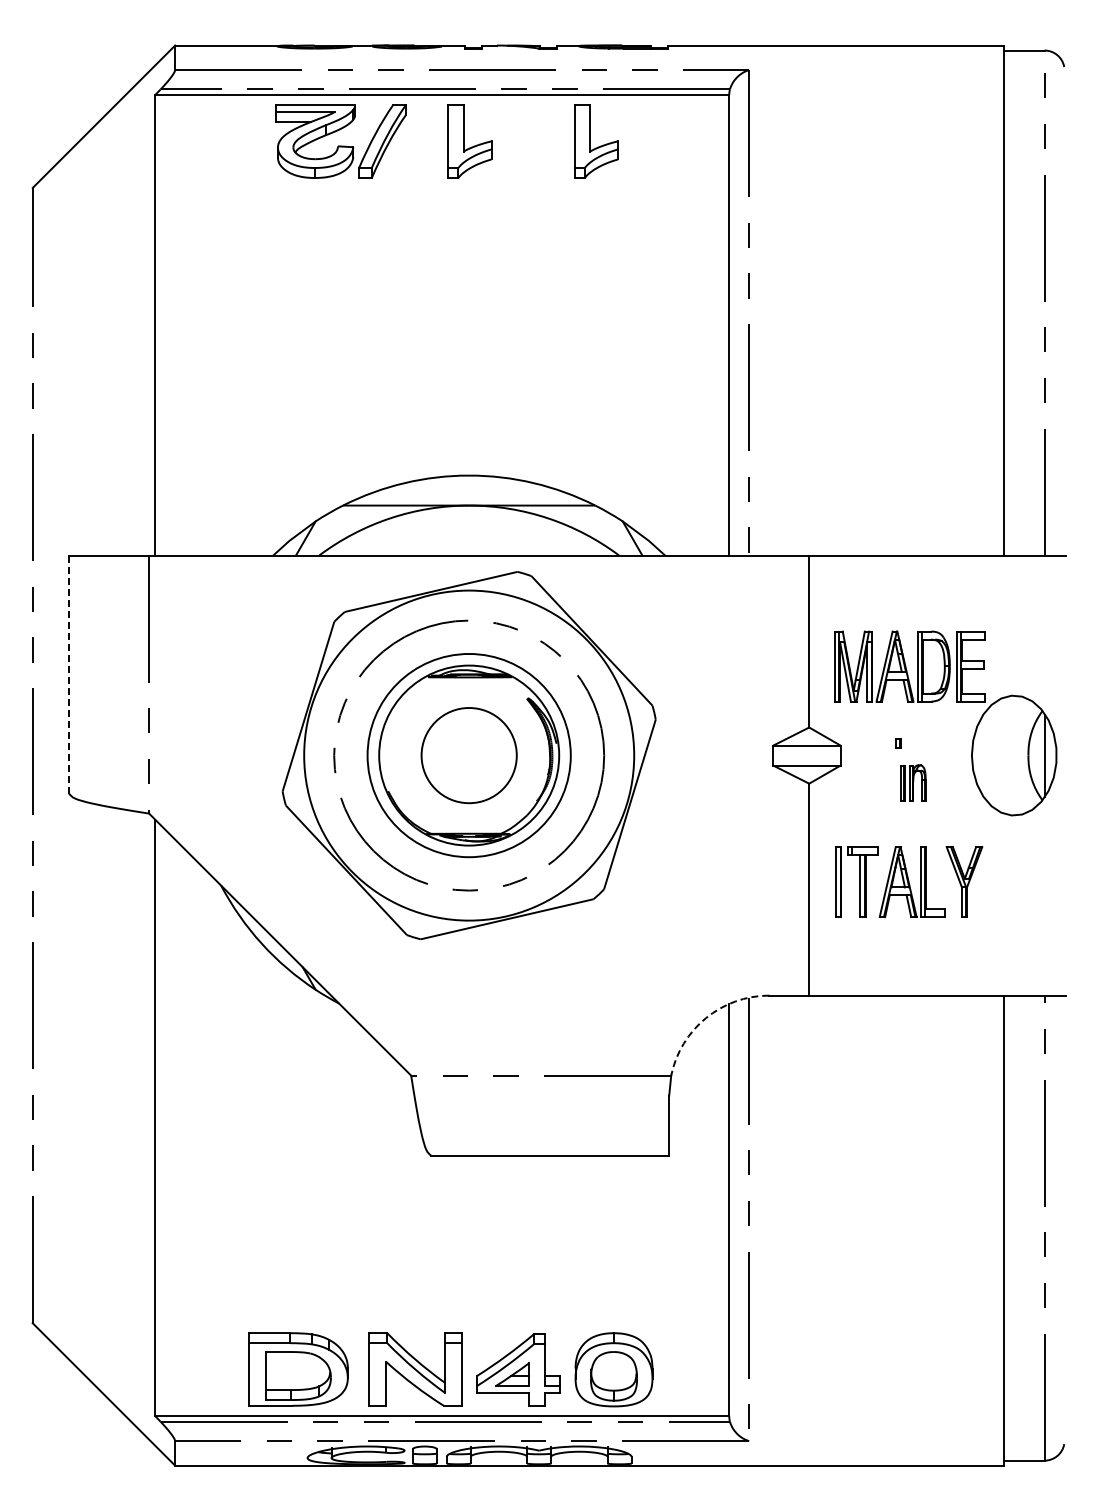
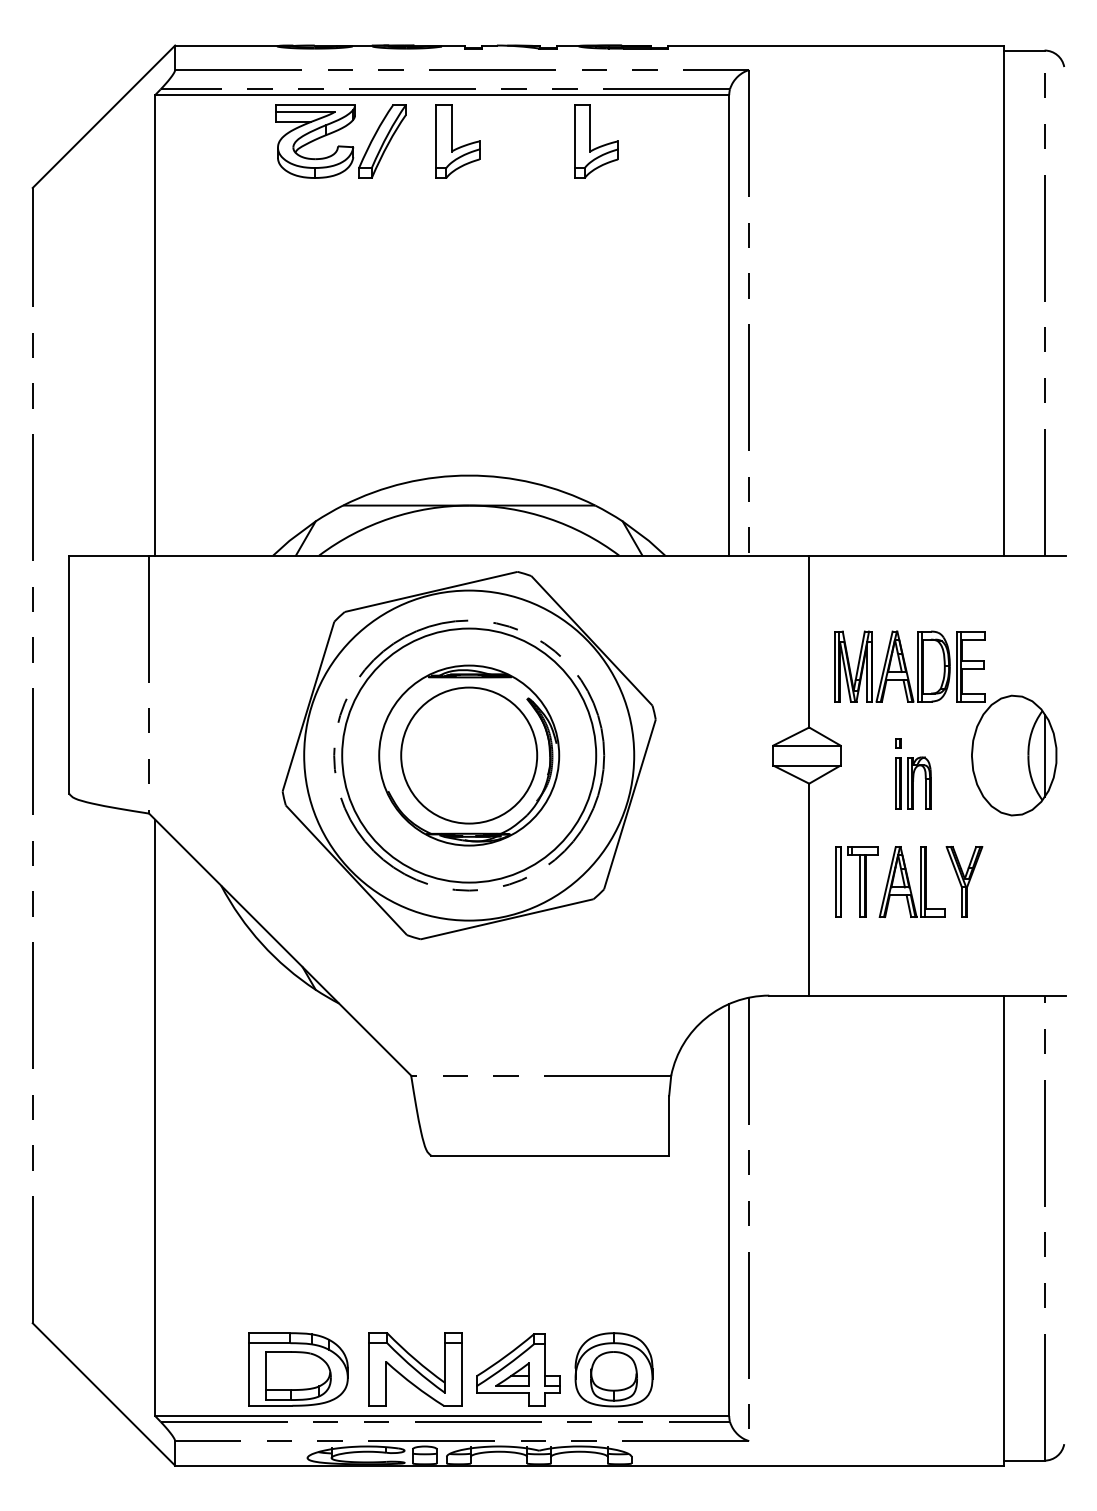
part position: (469, 141) -> (457, 141) (457, 141)
line: dashed -> solid (69, 675)
circle diameter: 203 px -> 254 px (469, 755)
circle diameter: 95 px -> 136 px (469, 755)
part size: 27x38 px -> 37x54 px (913, 782)
arc: dashed -> solid (705, 1018)
